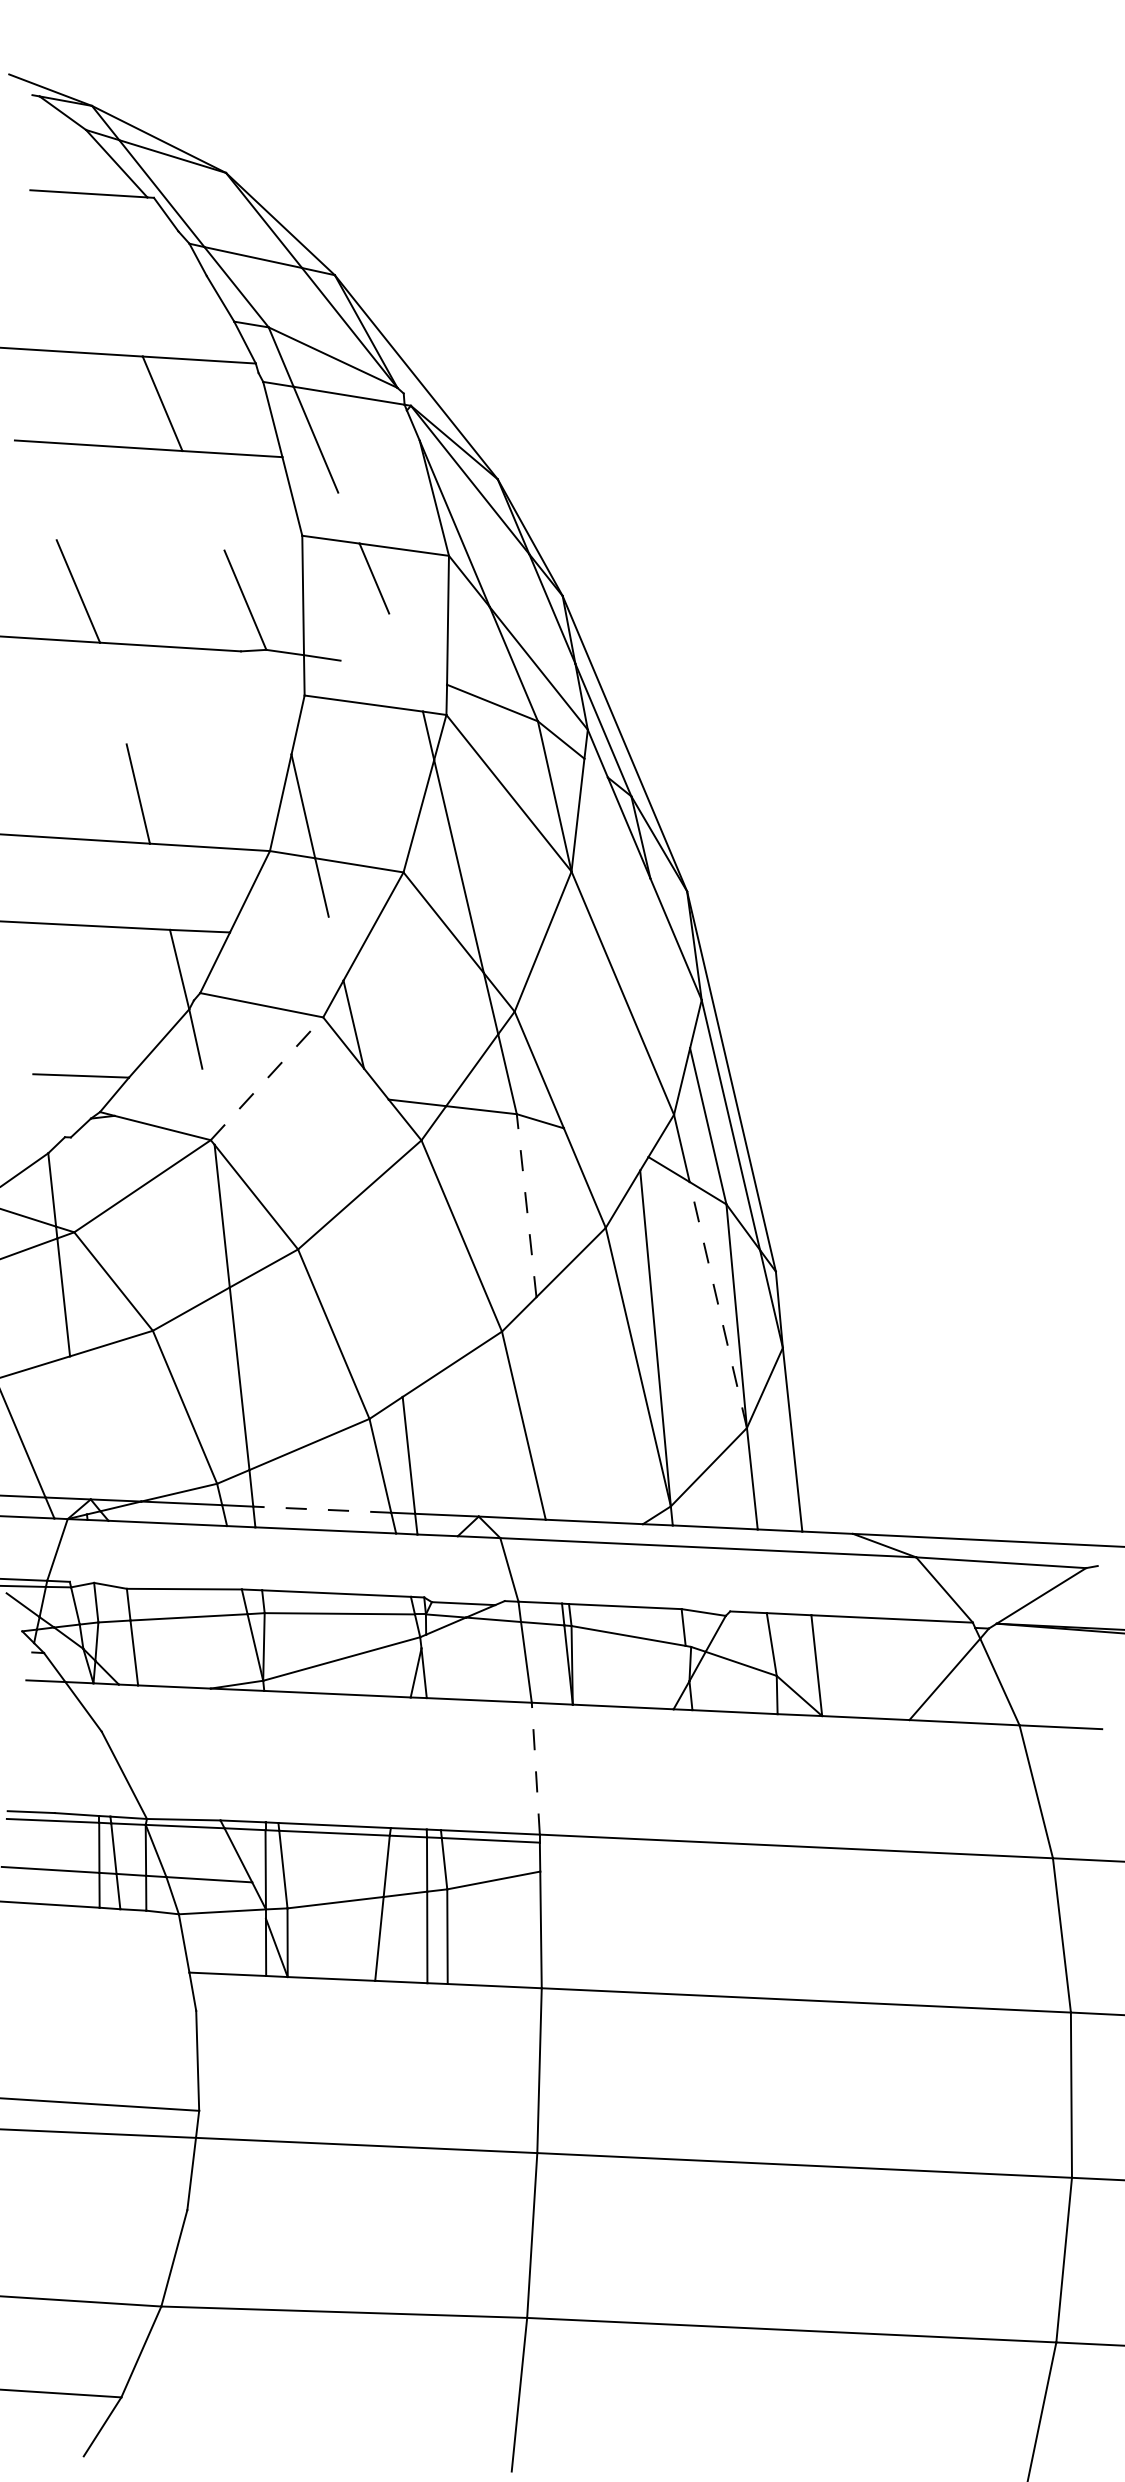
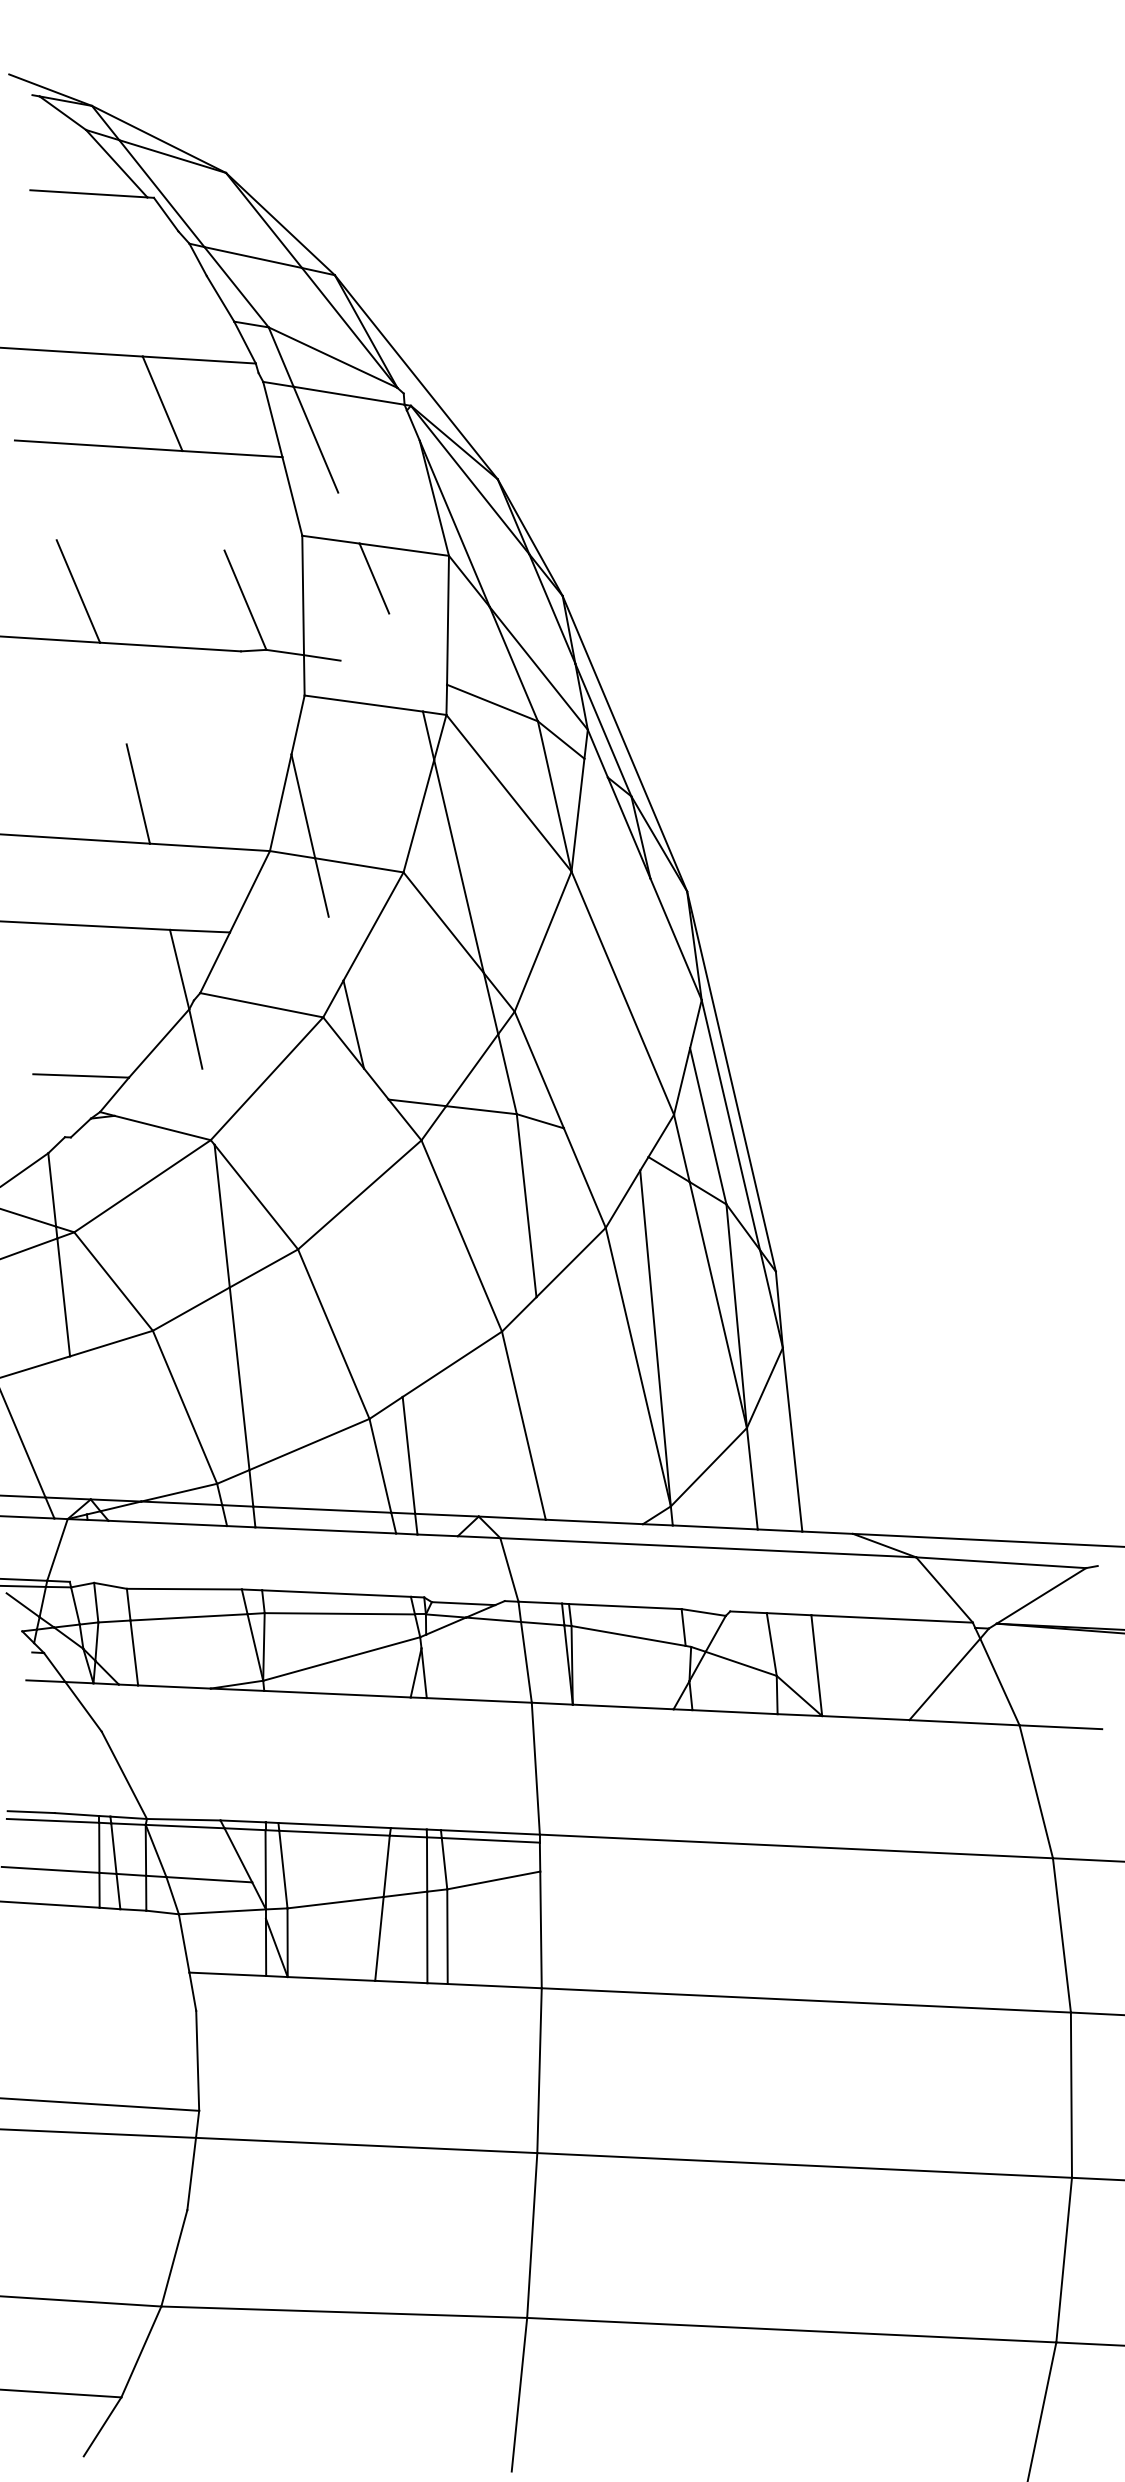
line: dashed -> solid (267, 1078)
line: dashed -> solid (526, 1205)
line: dashed -> solid (718, 1304)
line: dashed -> solid (321, 1509)
line: dashed -> solid (535, 1768)
